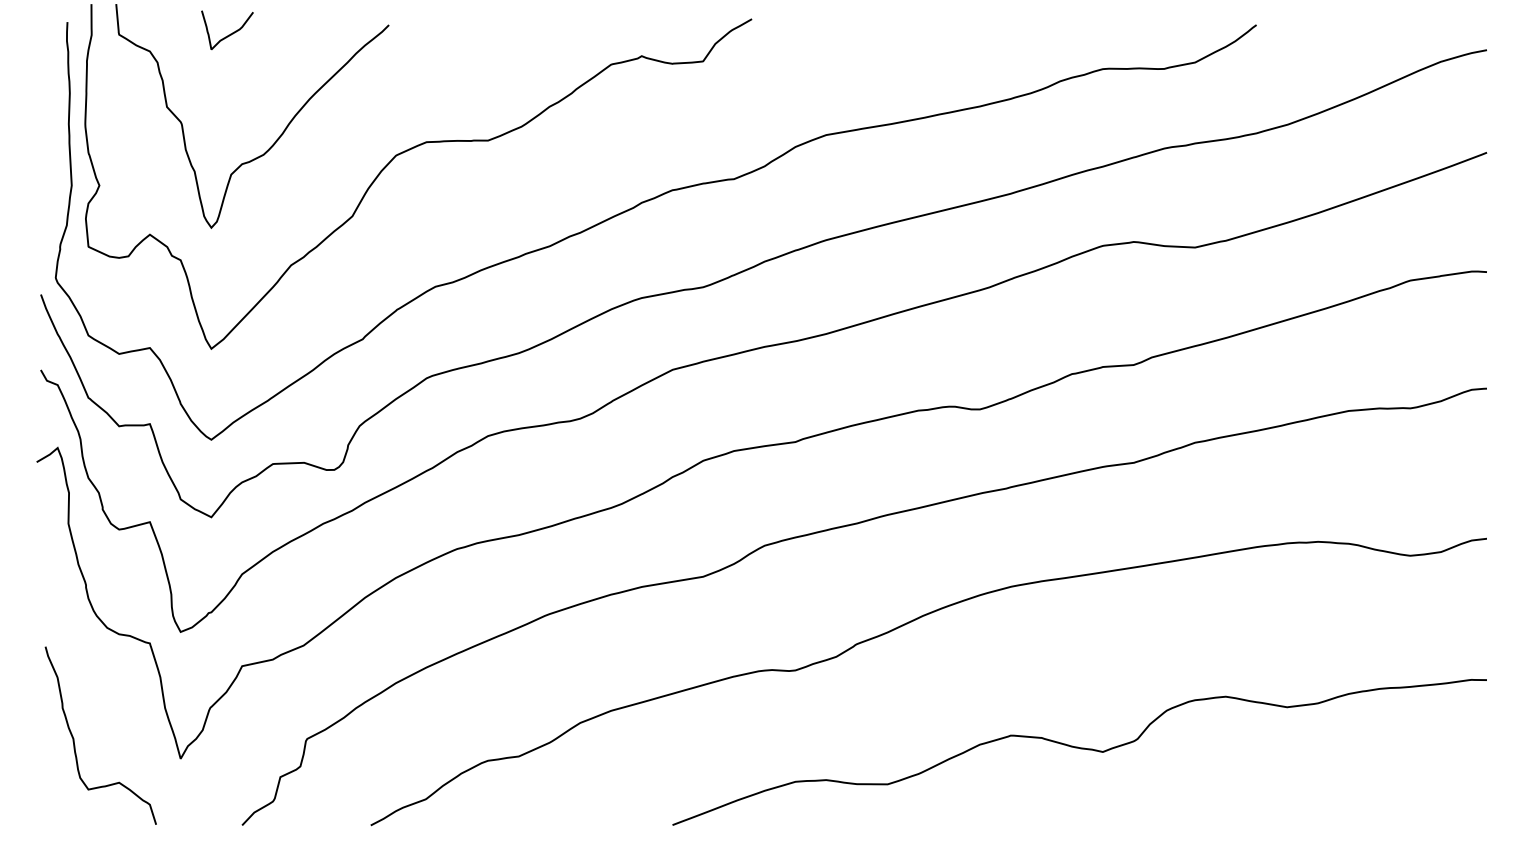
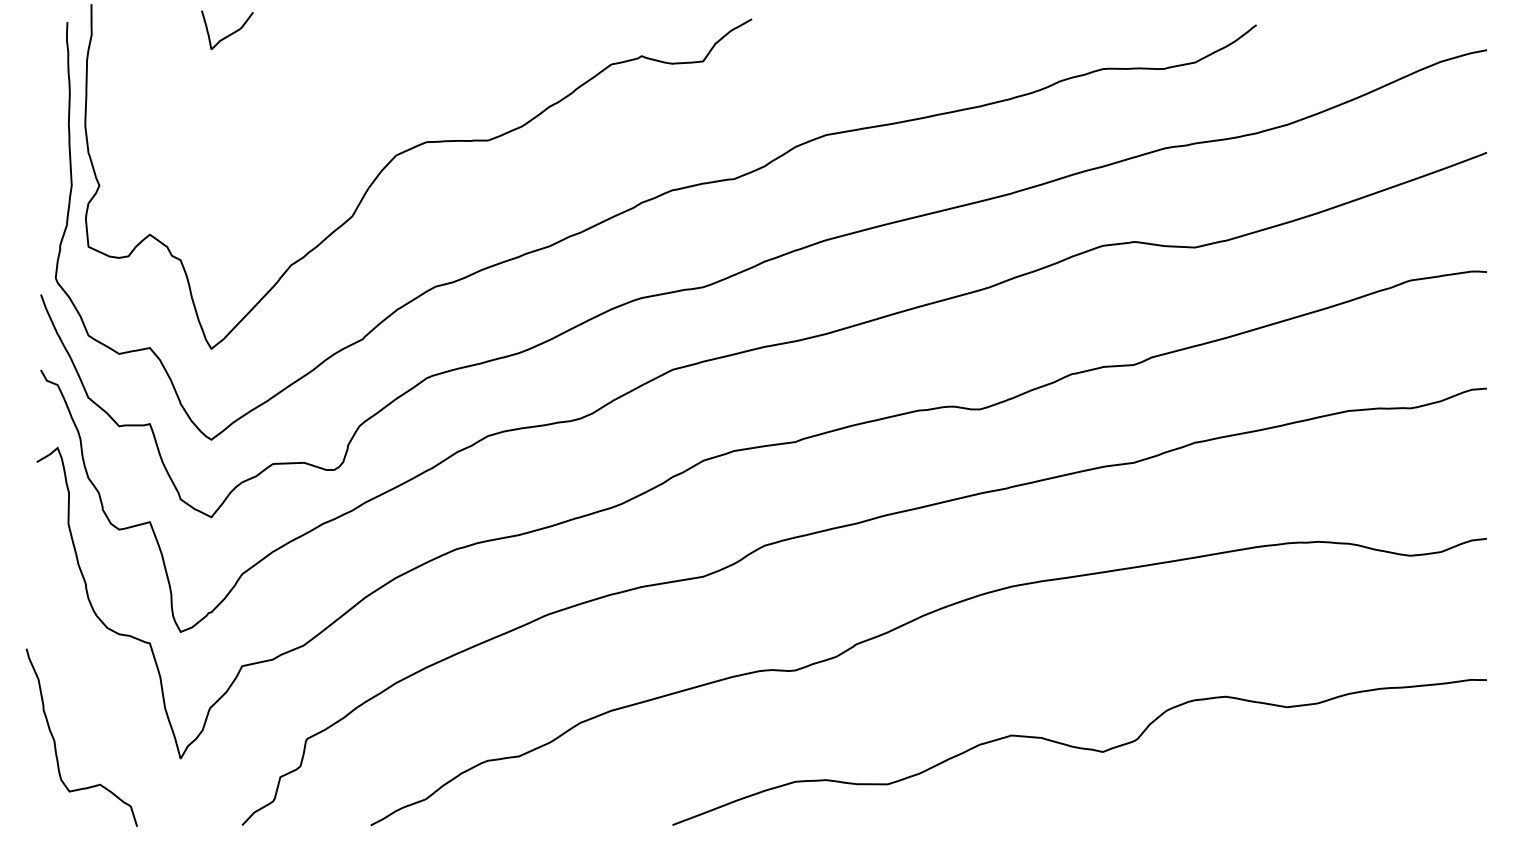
curve: present -> none (279, 135)
curve position: (74, 738) -> (55, 740) (55, 740)
